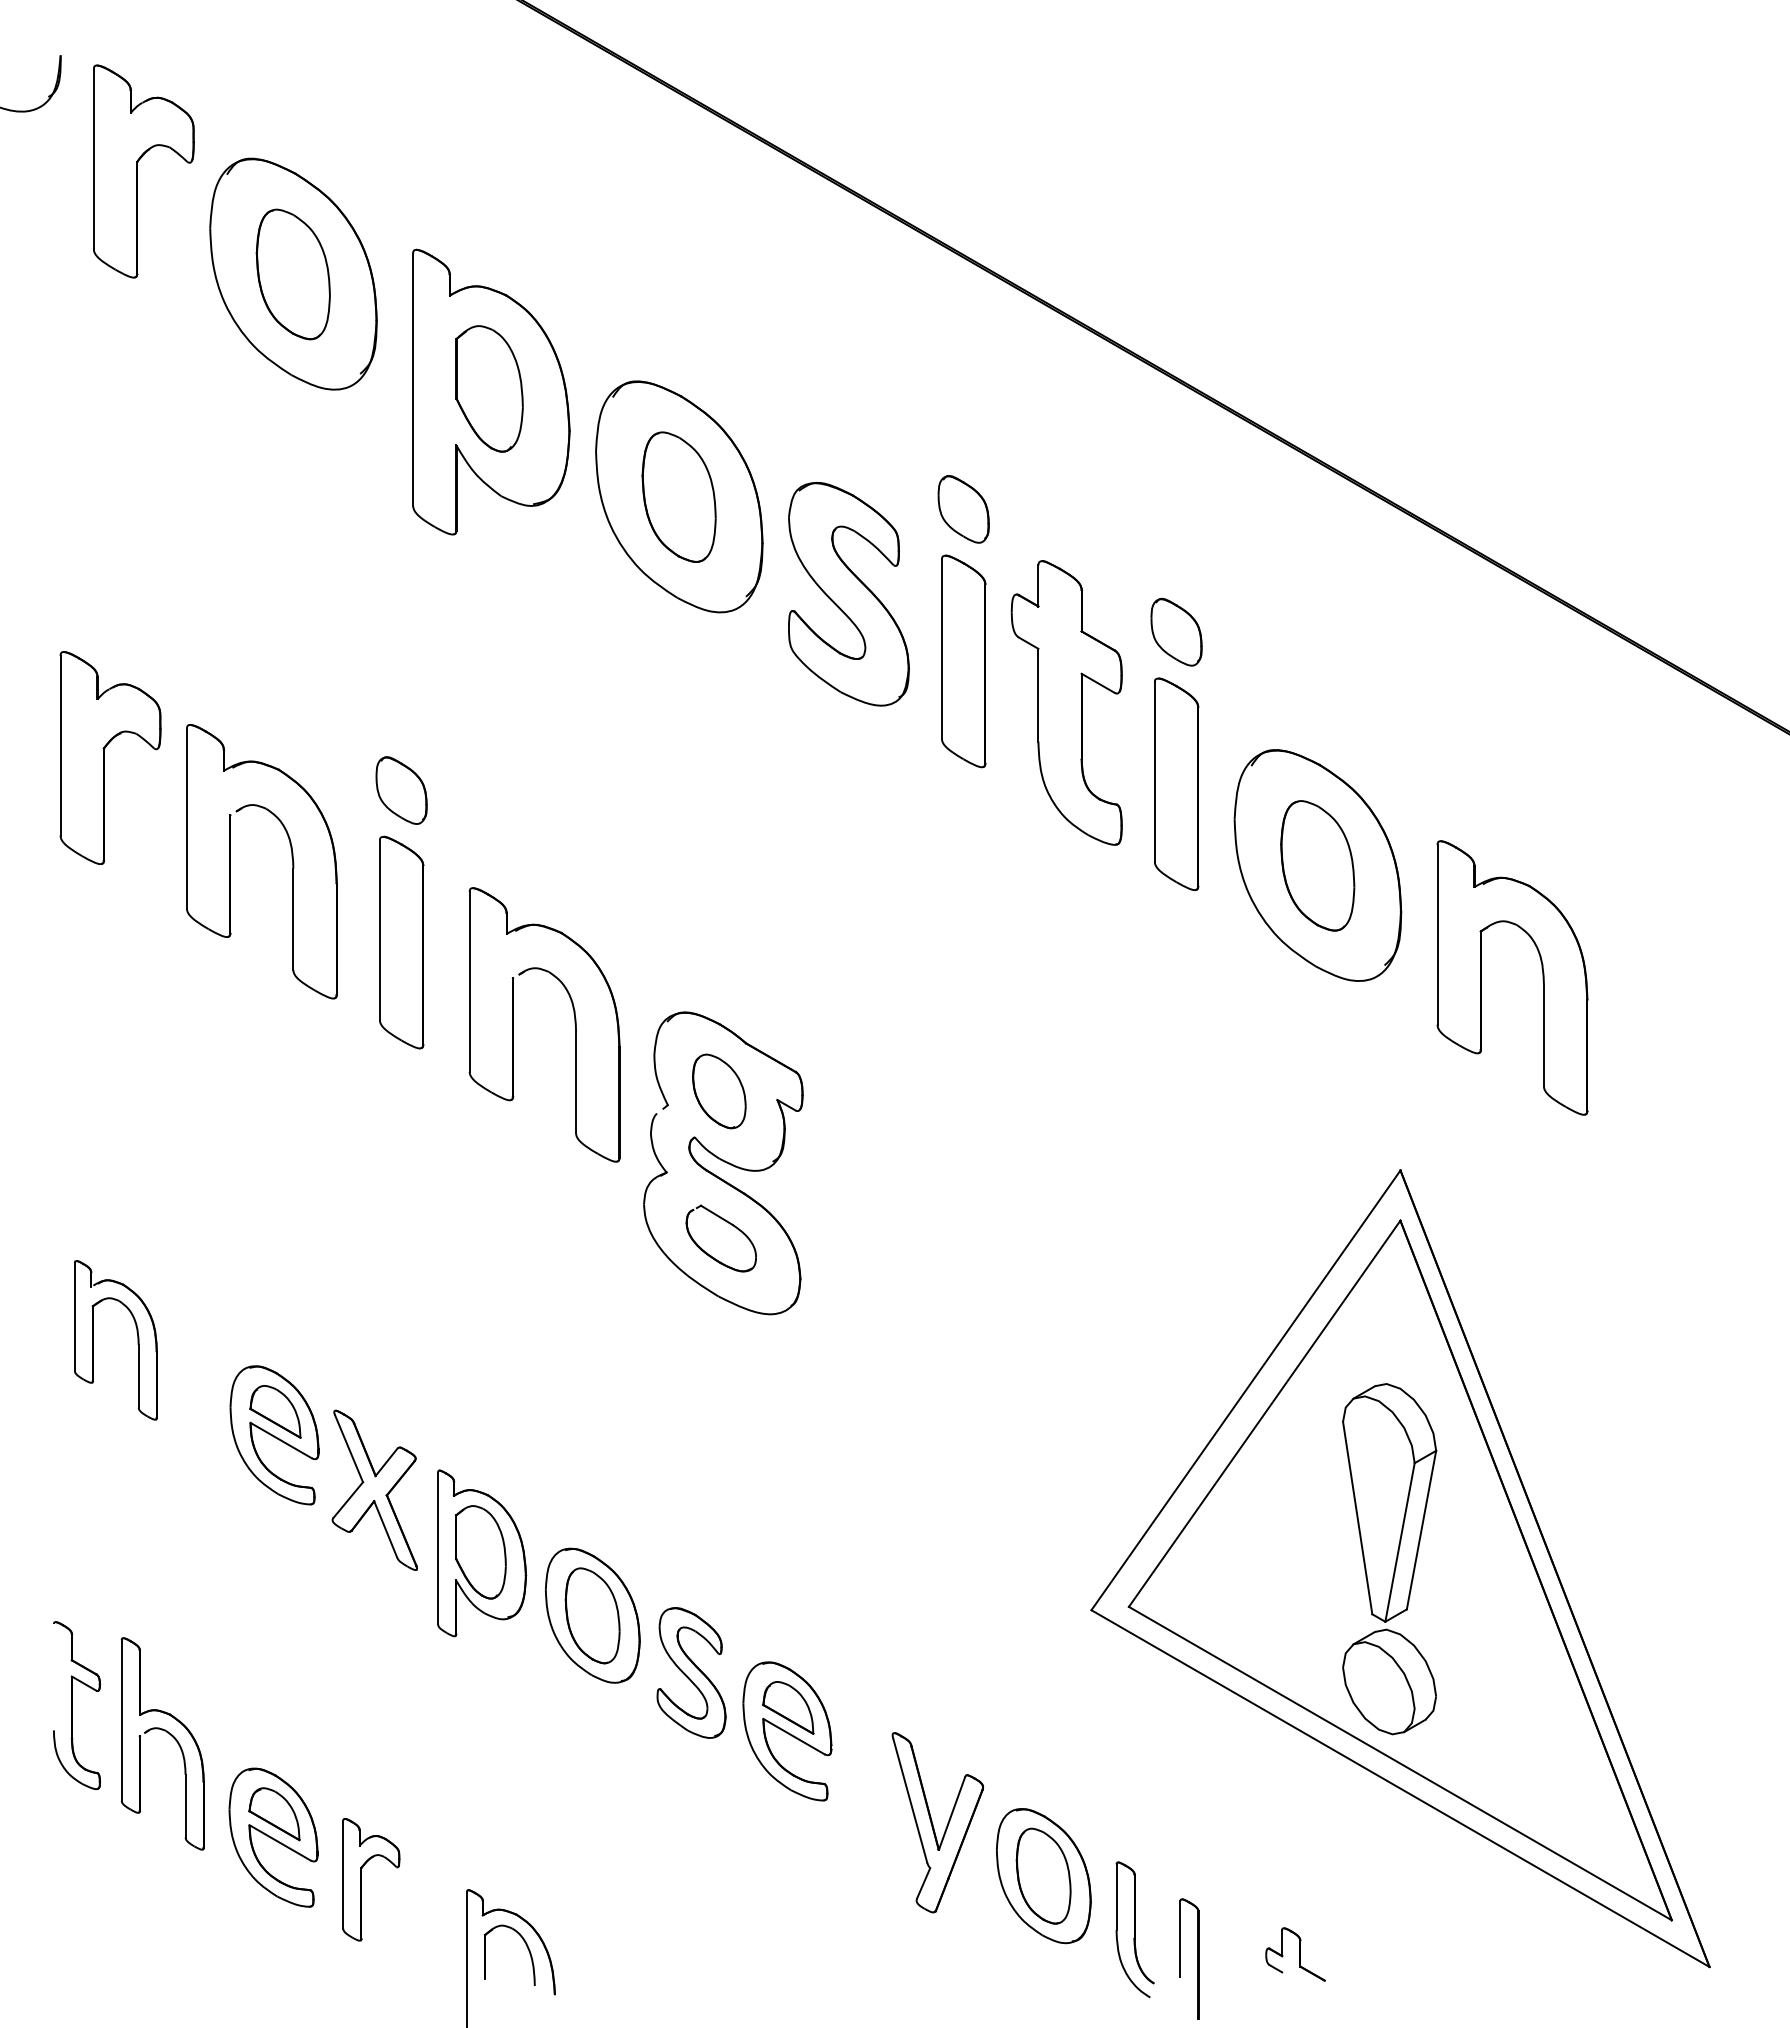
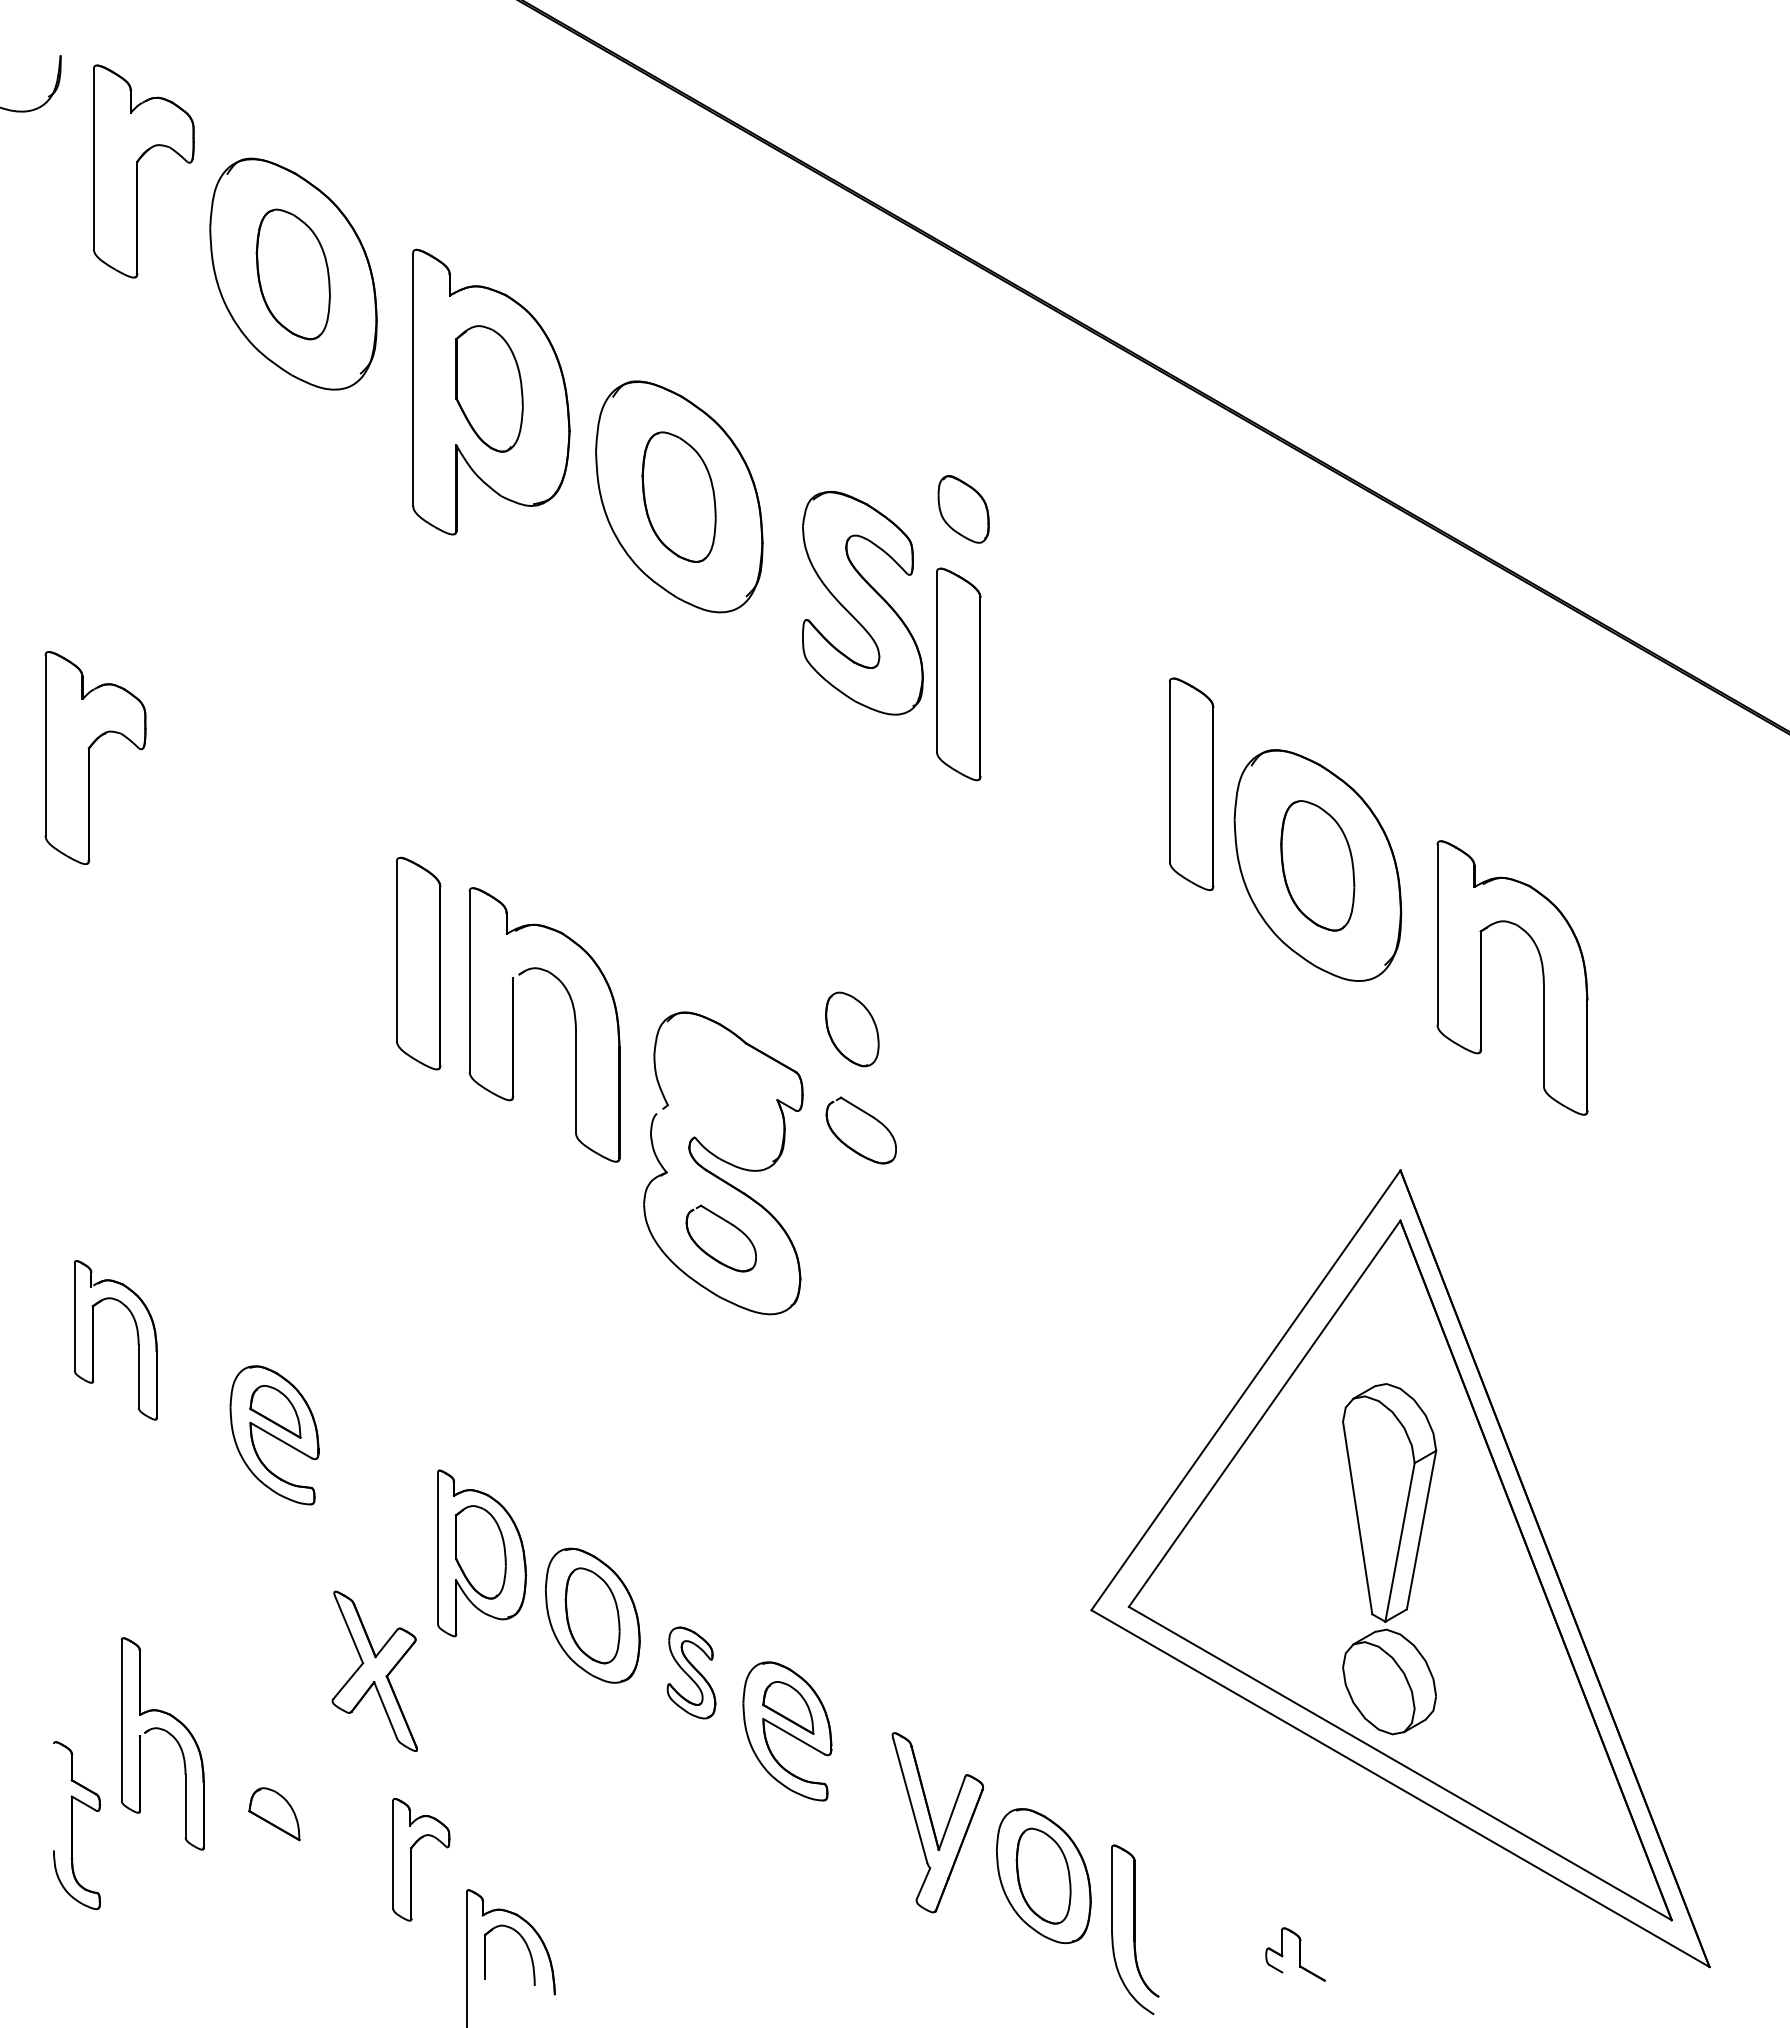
part position: (848, 594) -> (862, 603) (862, 603)
part: present -> none (1176, 631)
part position: (963, 661) -> (958, 674) (958, 674)
part: present -> none (1066, 702)
part position: (110, 757) -> (95, 757) (95, 757)
part position: (1176, 783) -> (1191, 783) (1191, 783)
part: present -> none (401, 790)
part: present -> none (291, 857)
part position: (401, 942) -> (418, 963) (418, 963)
part position: (719, 1091) -> (852, 1029) (852, 1029)
part: none -> present (869, 1116)
part position: (374, 1489) -> (374, 1670) (374, 1670)
part size: 71x132 px -> 51x94 px (691, 1672)
part position: (76, 1705) -> (76, 1825) (76, 1825)
part: present -> none (273, 1837)
part position: (361, 1879) -> (411, 1859) (411, 1859)
part size: 40x138 px -> 49x172 px (1135, 1929)
part: present -> none (1197, 1958)
